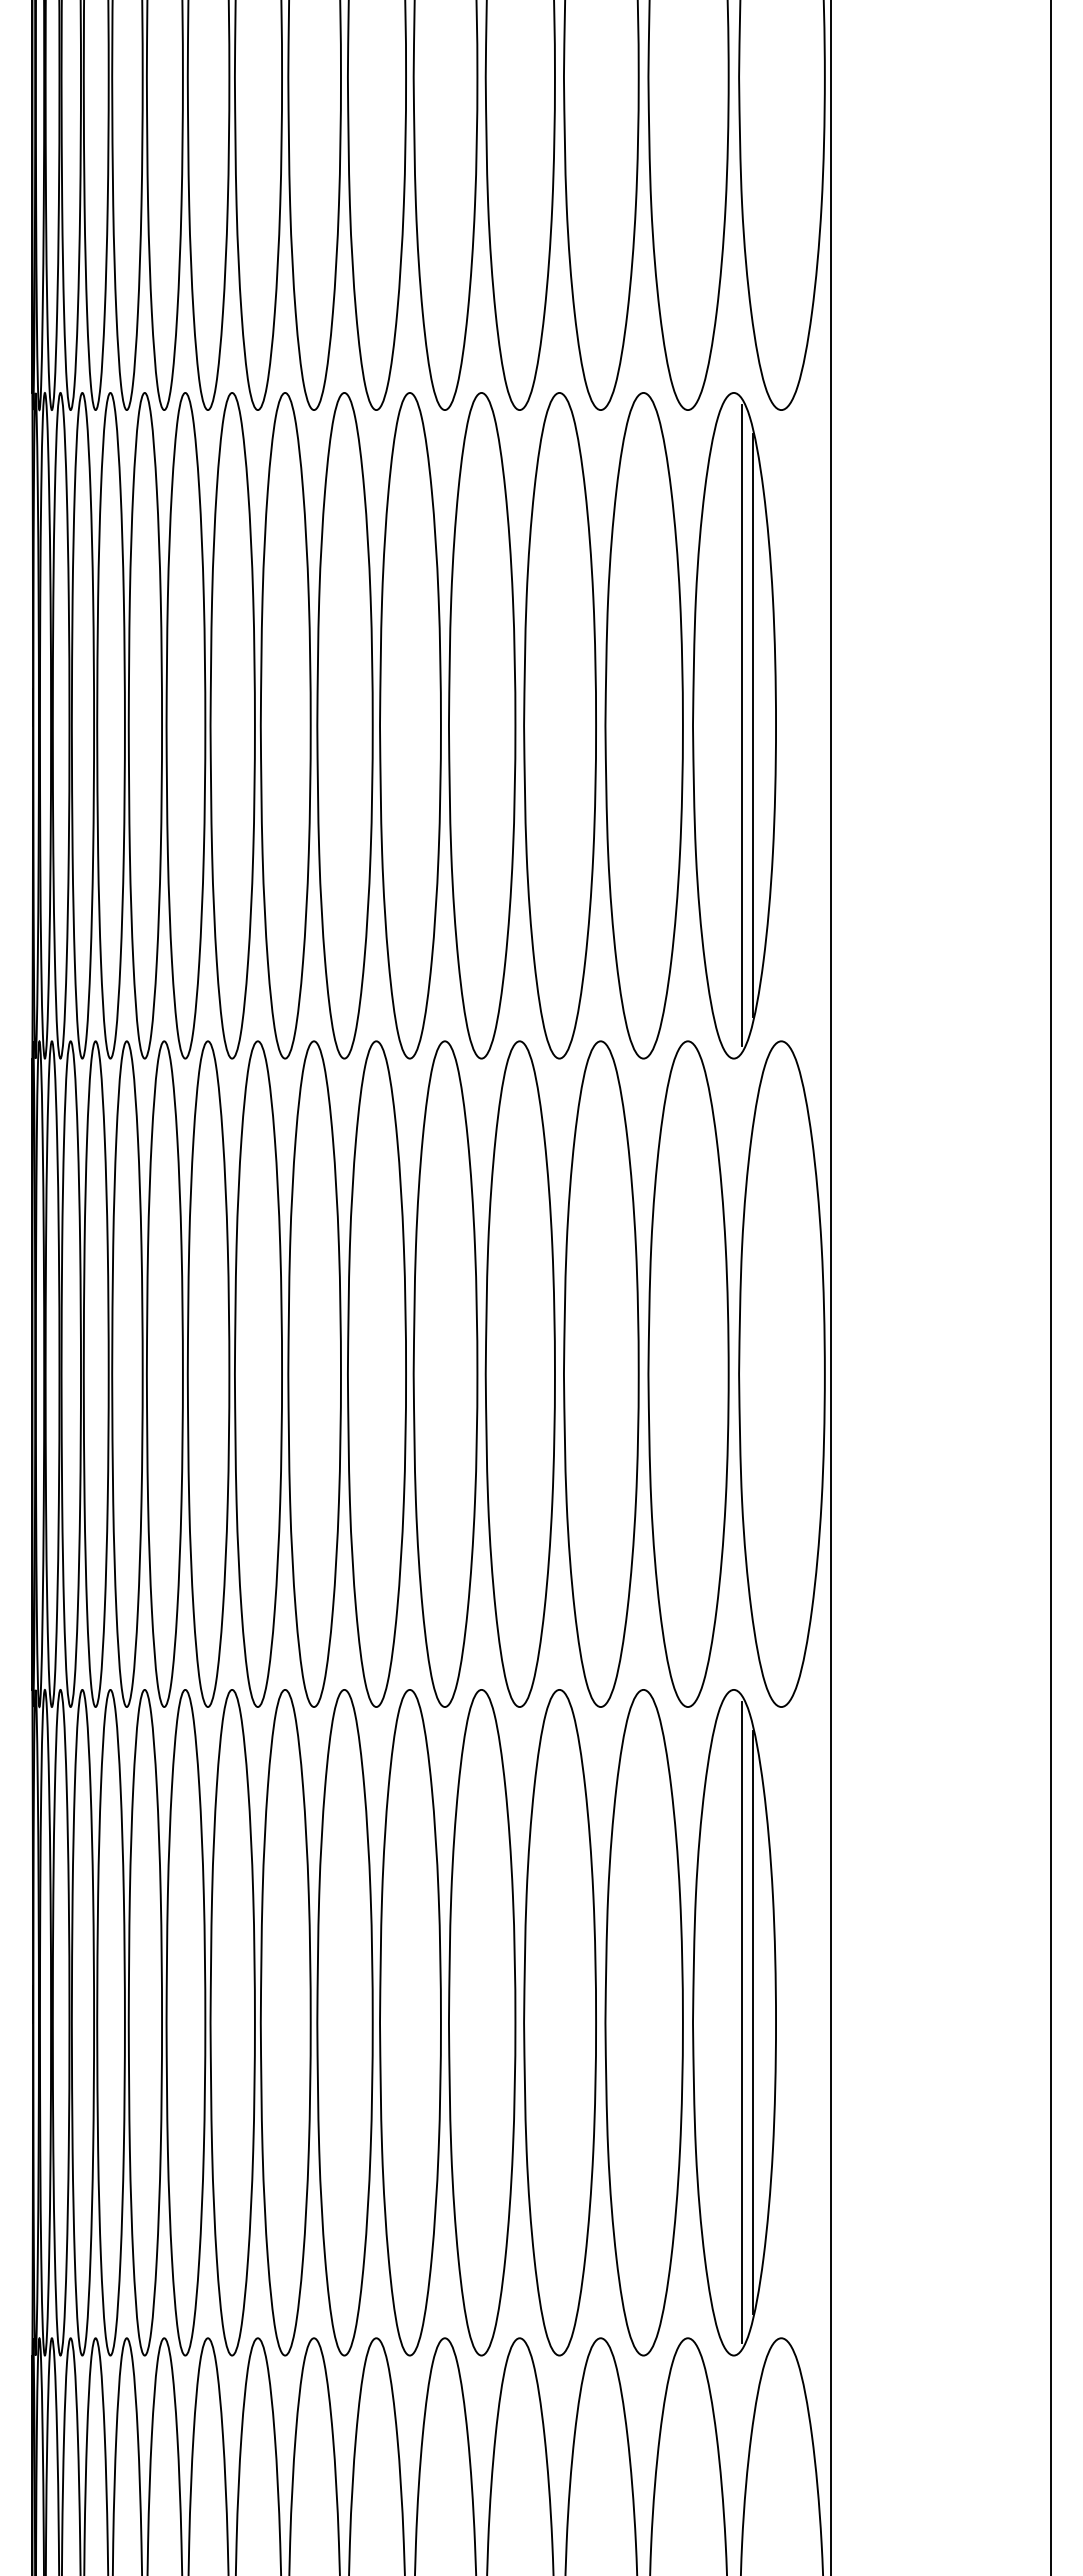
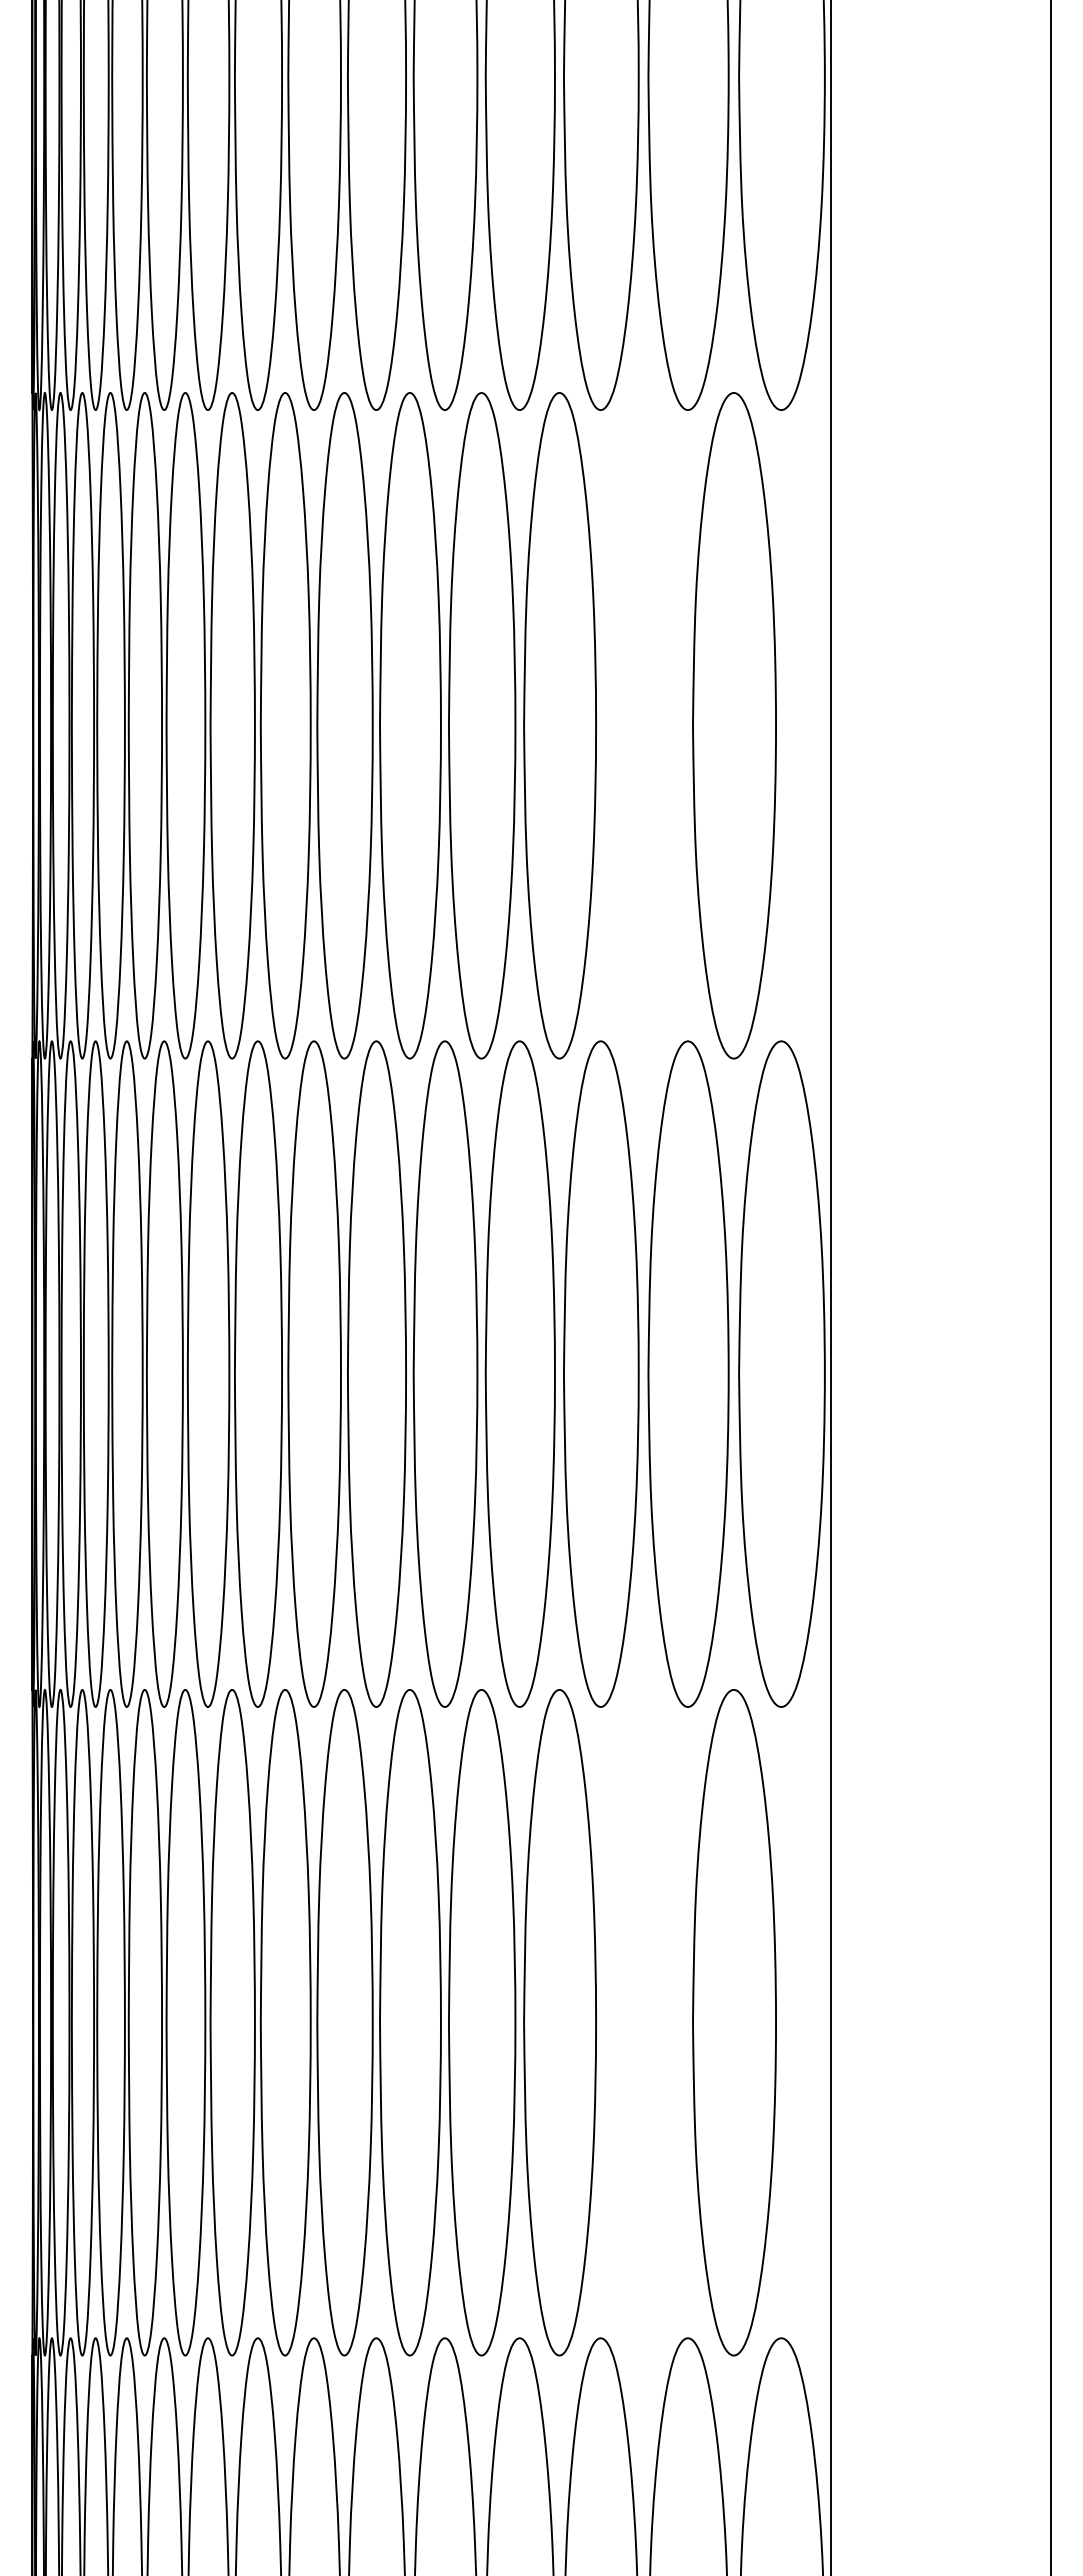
part: present -> none (643, 725)
line: present -> none (741, 725)
line: present -> none (753, 725)
part: present -> none (643, 2022)
line: present -> none (741, 2022)
line: present -> none (753, 2022)
